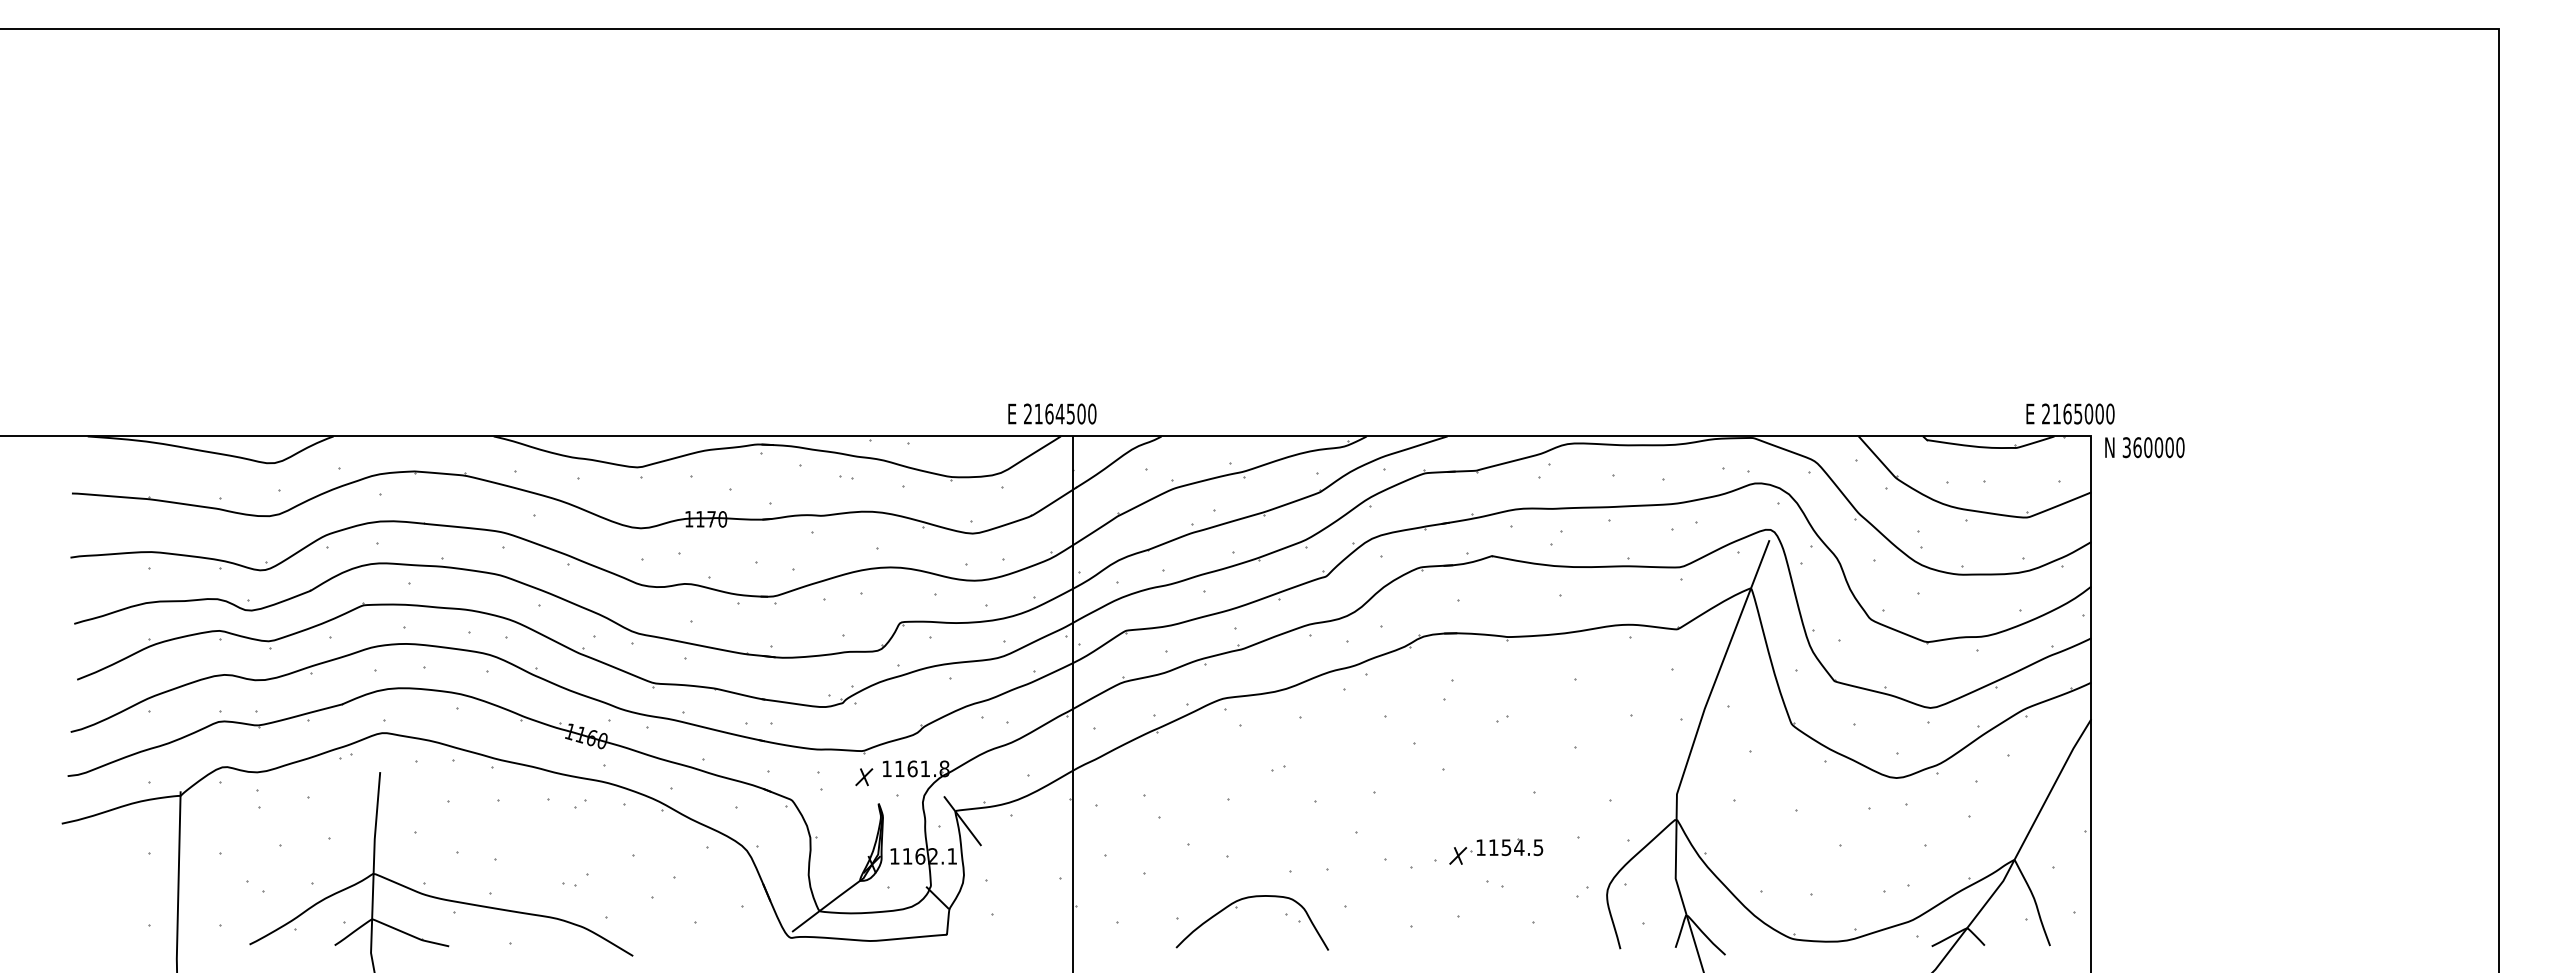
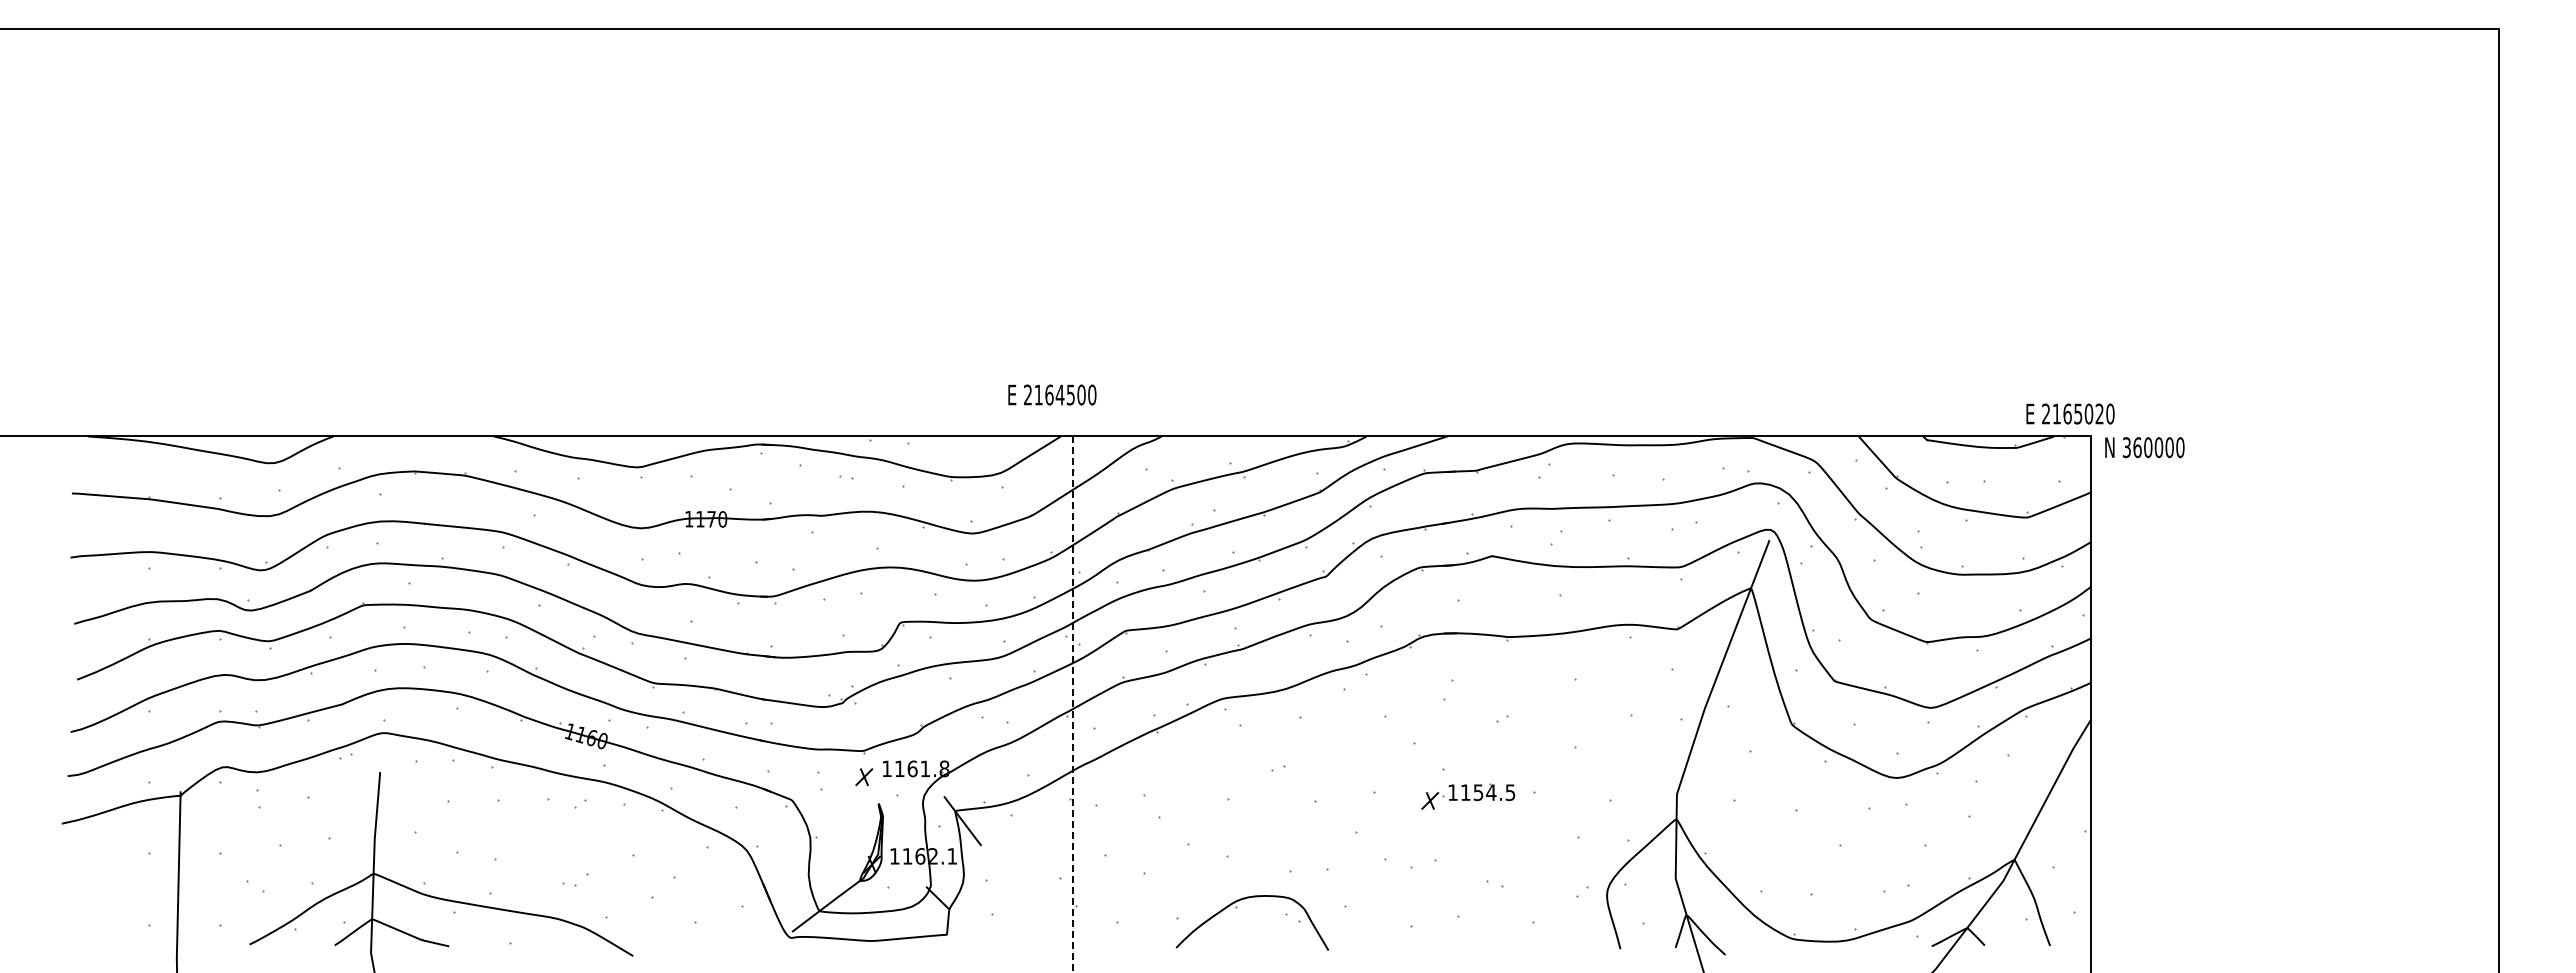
text position: (1052, 413) -> (1052, 394) (1052, 394)
text: 2165000 -> 2165020 (2099, 413)
line: solid -> dashed (1072, 704)
part position: (1496, 851) -> (1468, 796) (1468, 796)
